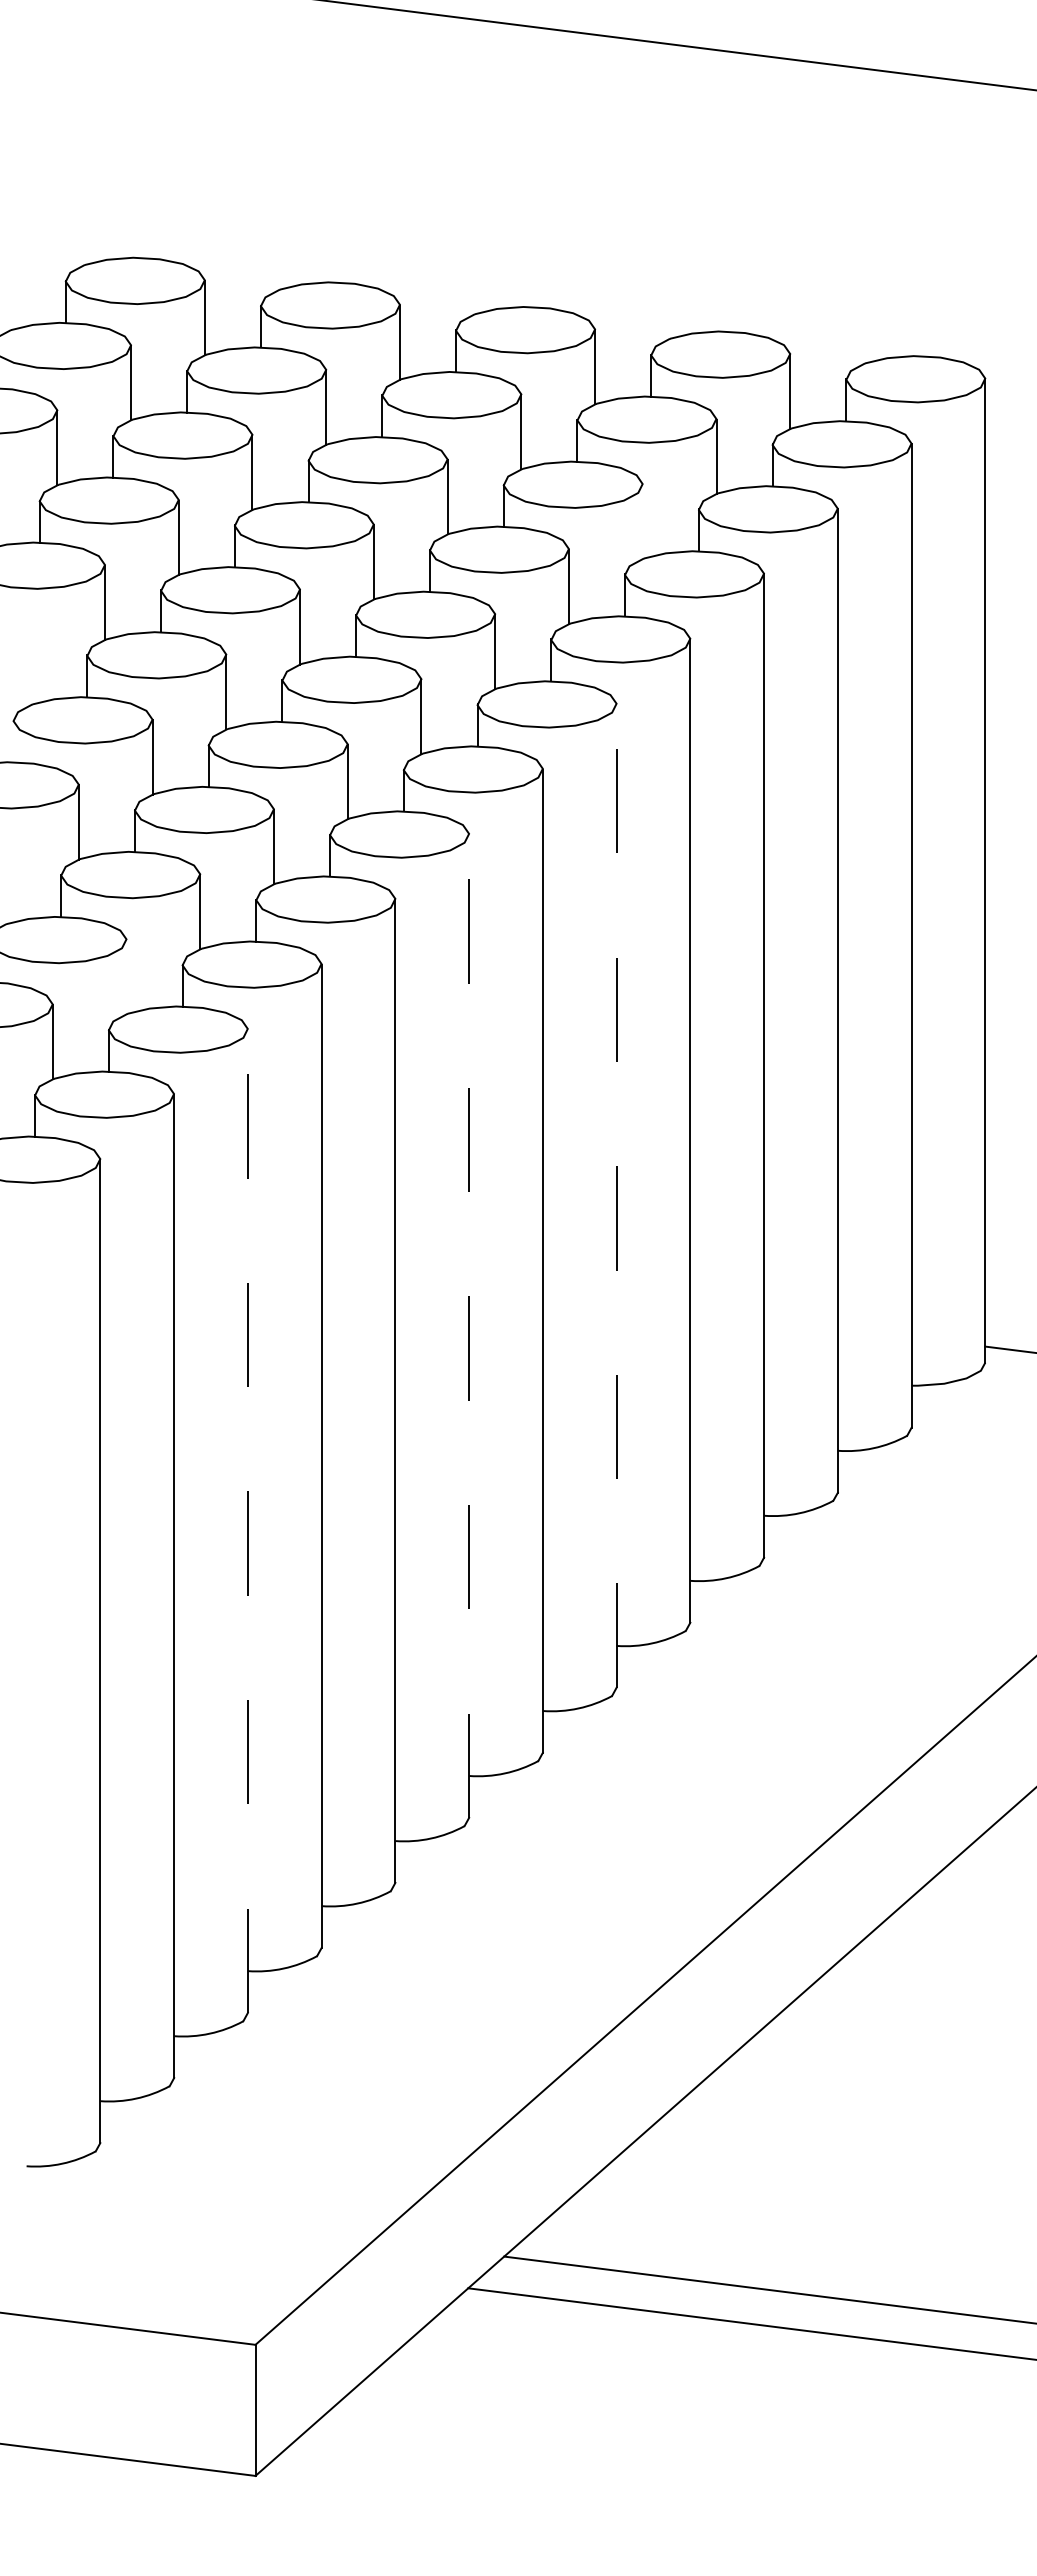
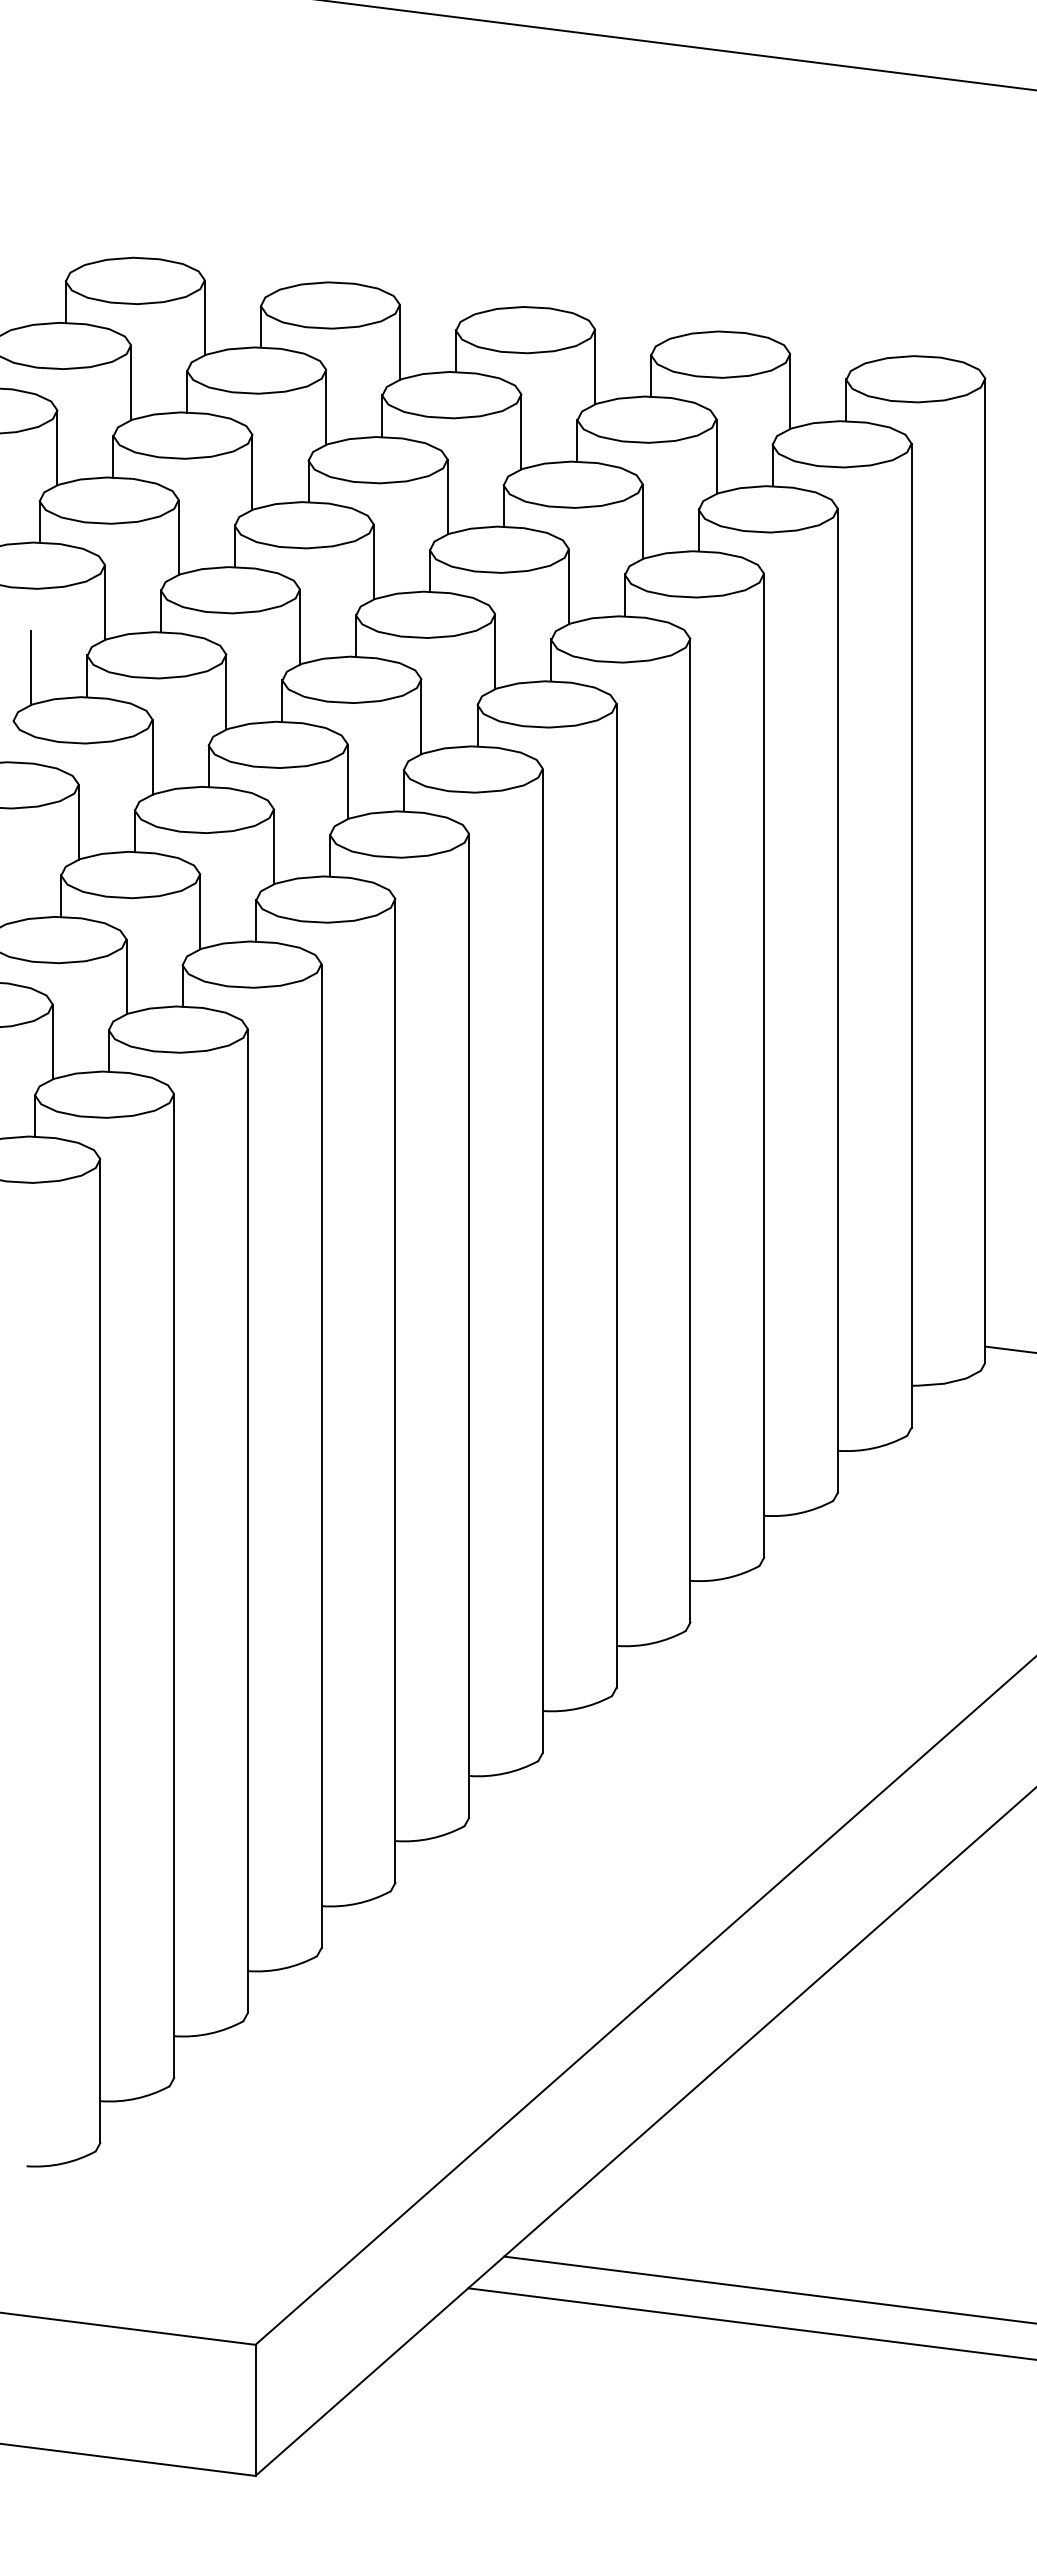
line: none -> present (642, 521)
line: none -> present (31, 667)
line: none -> present (126, 977)
line: dashed -> solid (616, 1196)
line: dashed -> solid (469, 1326)
line: dashed -> solid (247, 1521)
